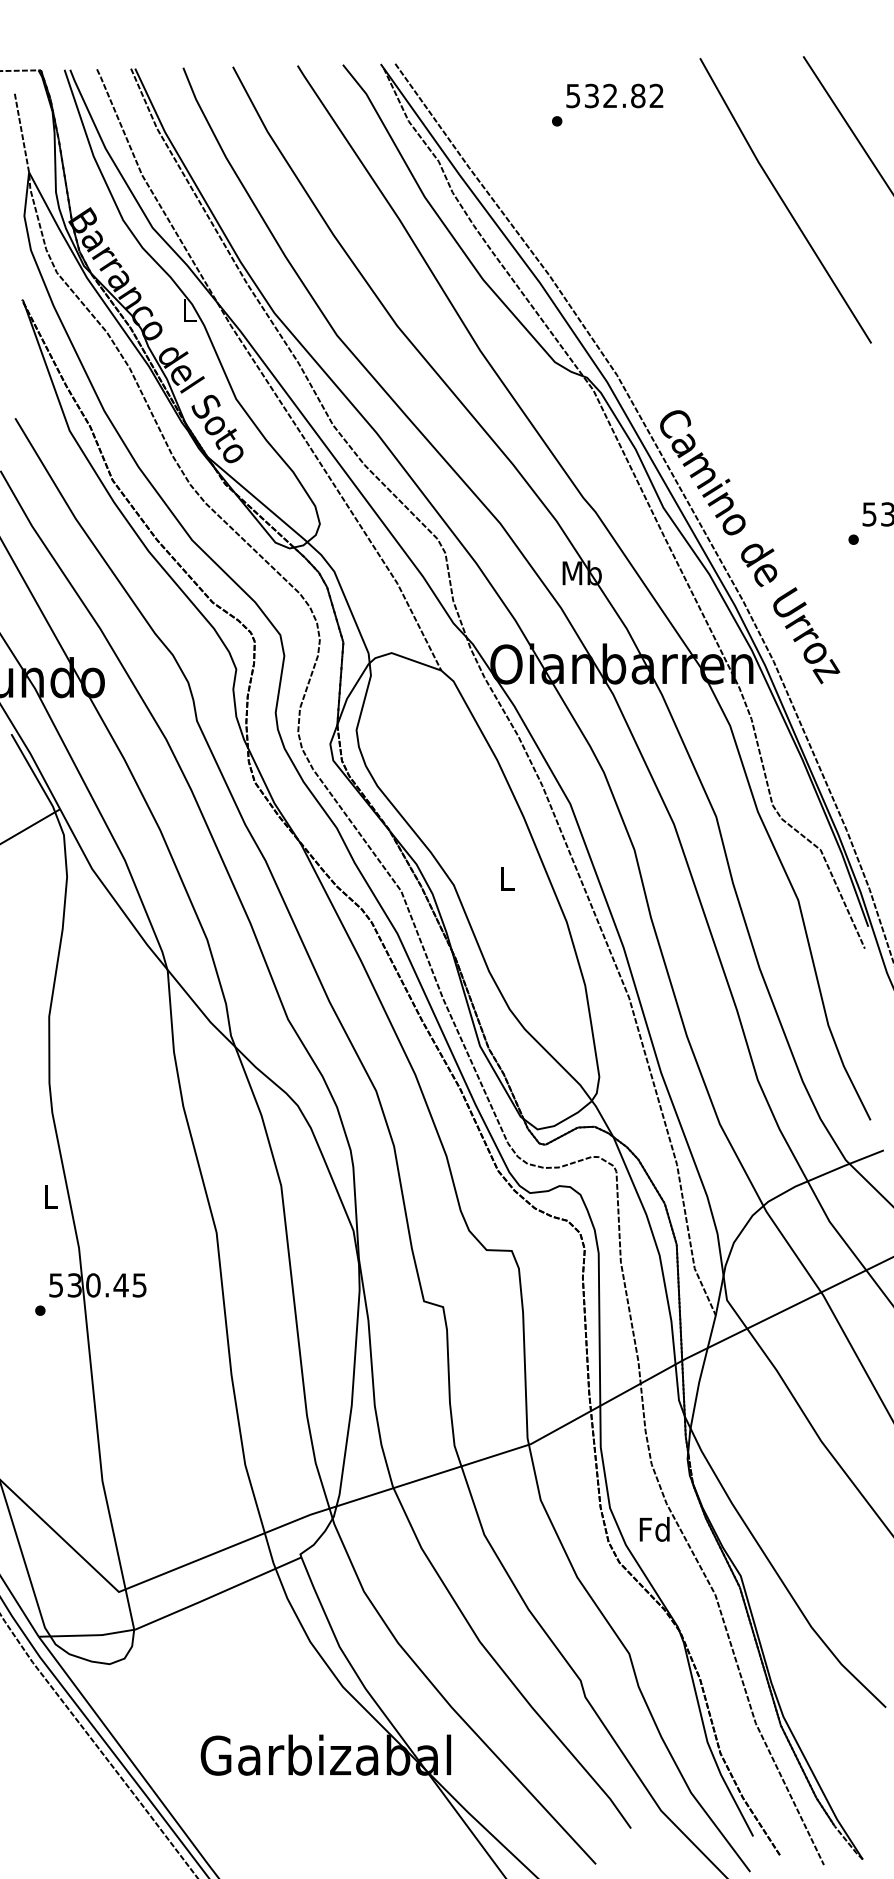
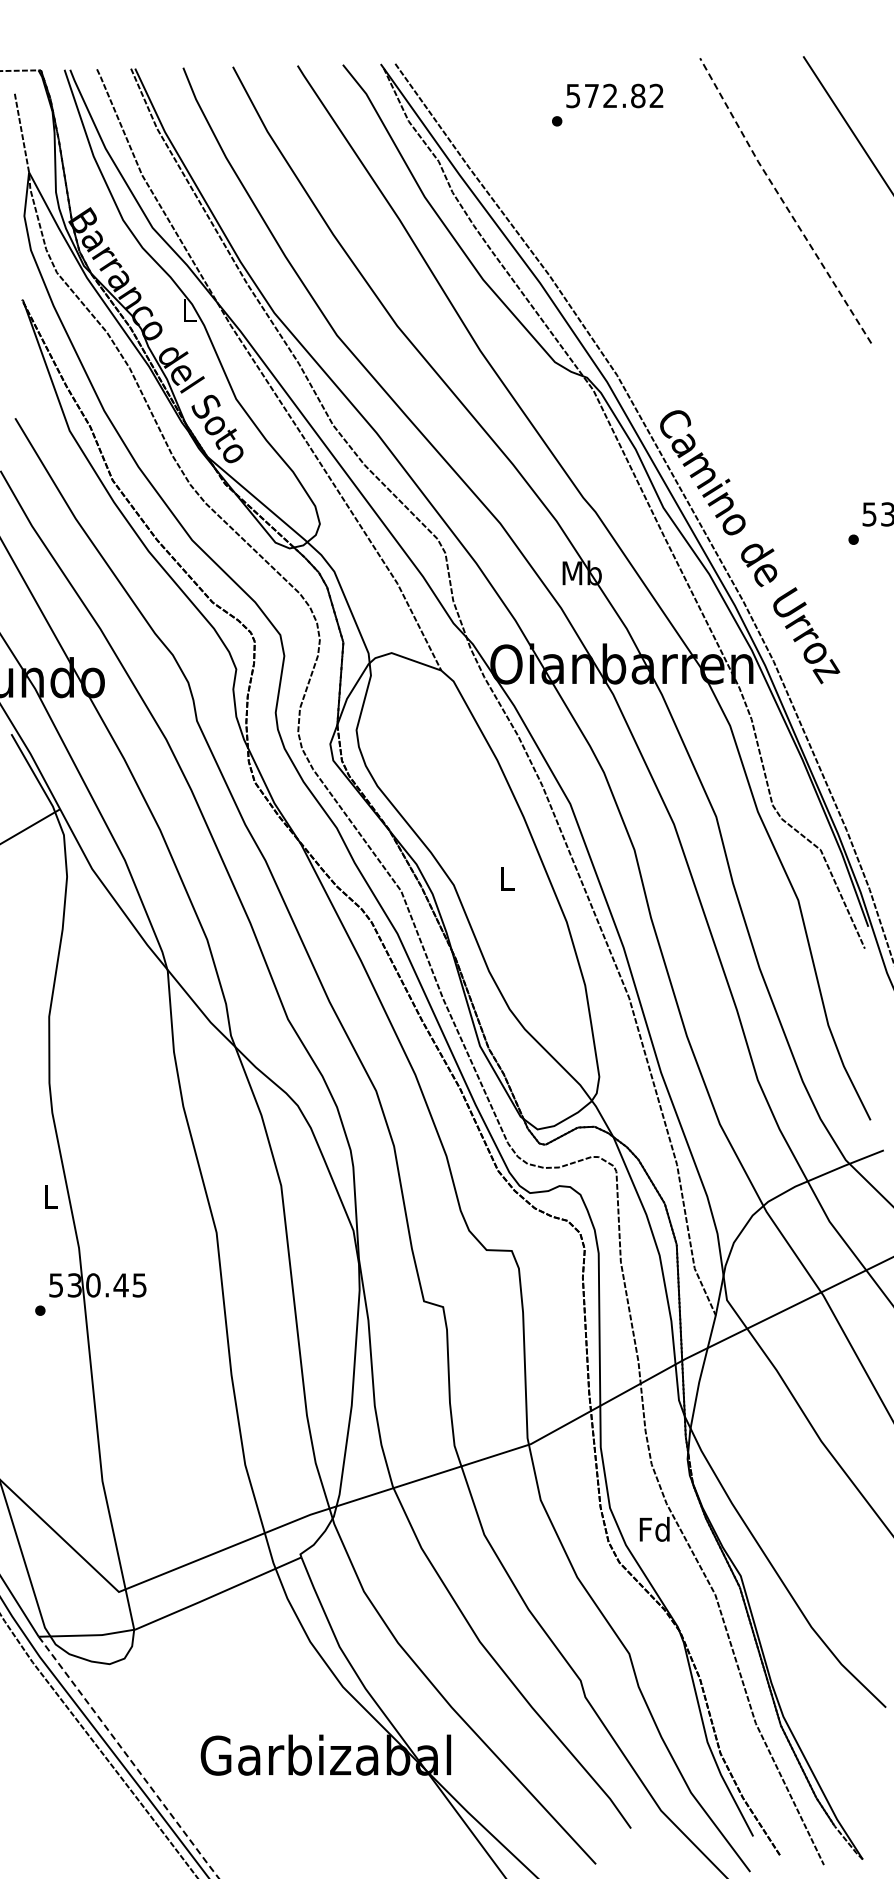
text: 532.82 -> 572.82 (591, 95)
line: solid -> dashed (783, 201)
line: solid -> dashed (129, 1758)
